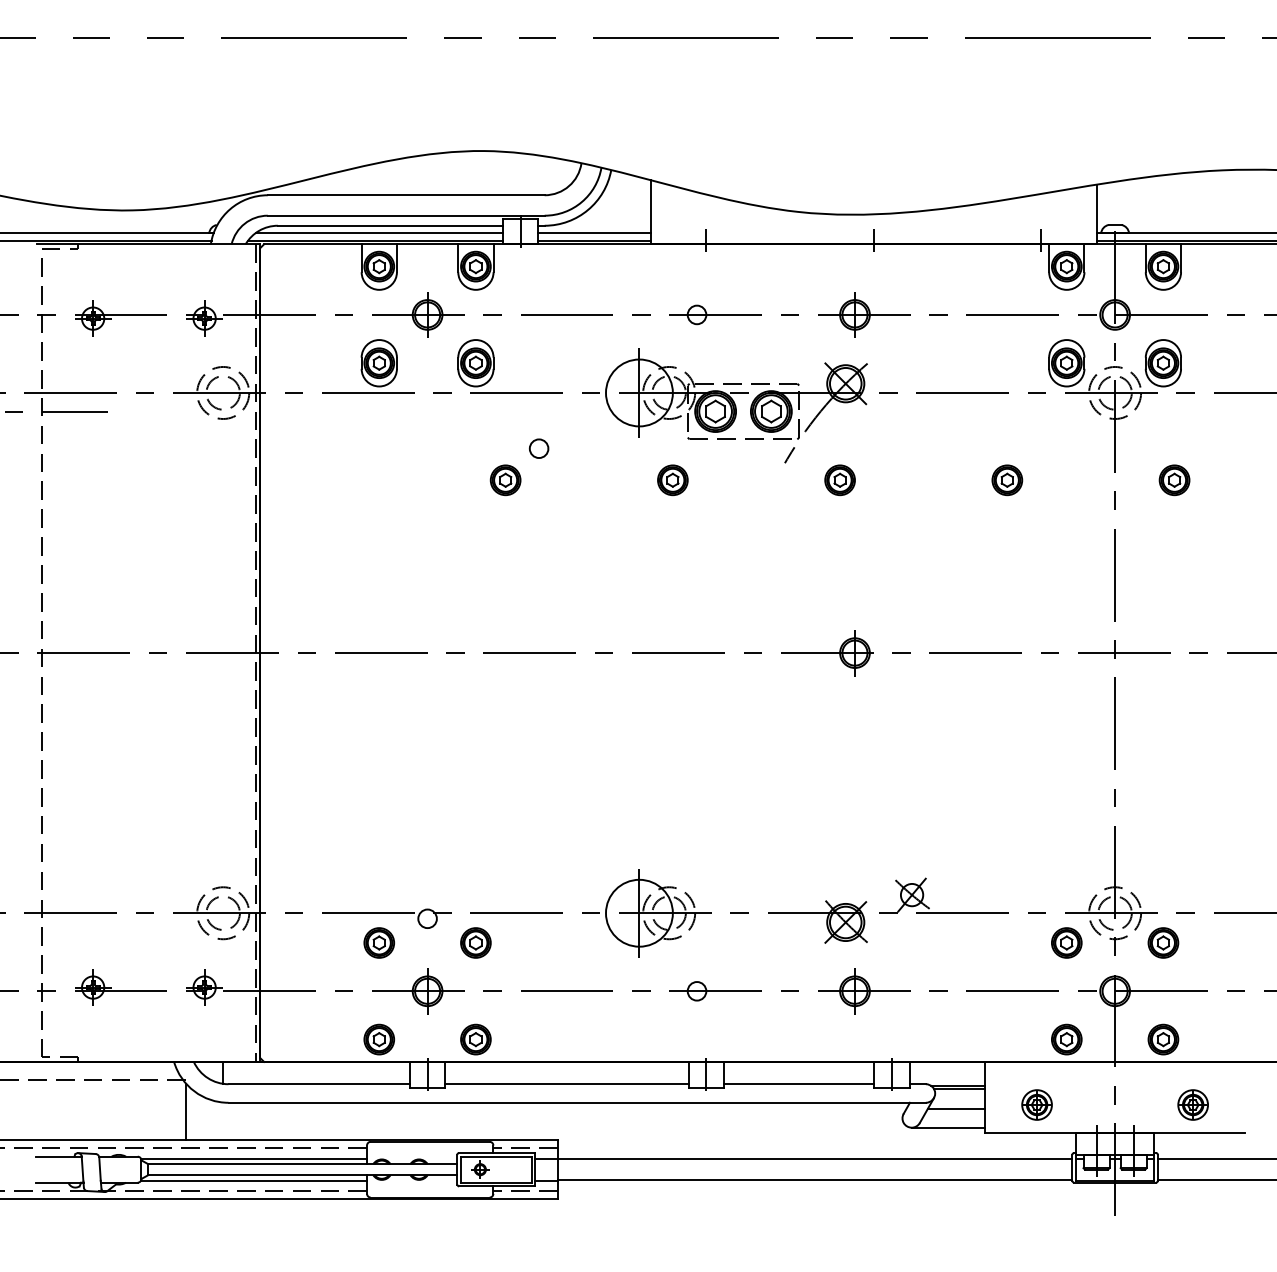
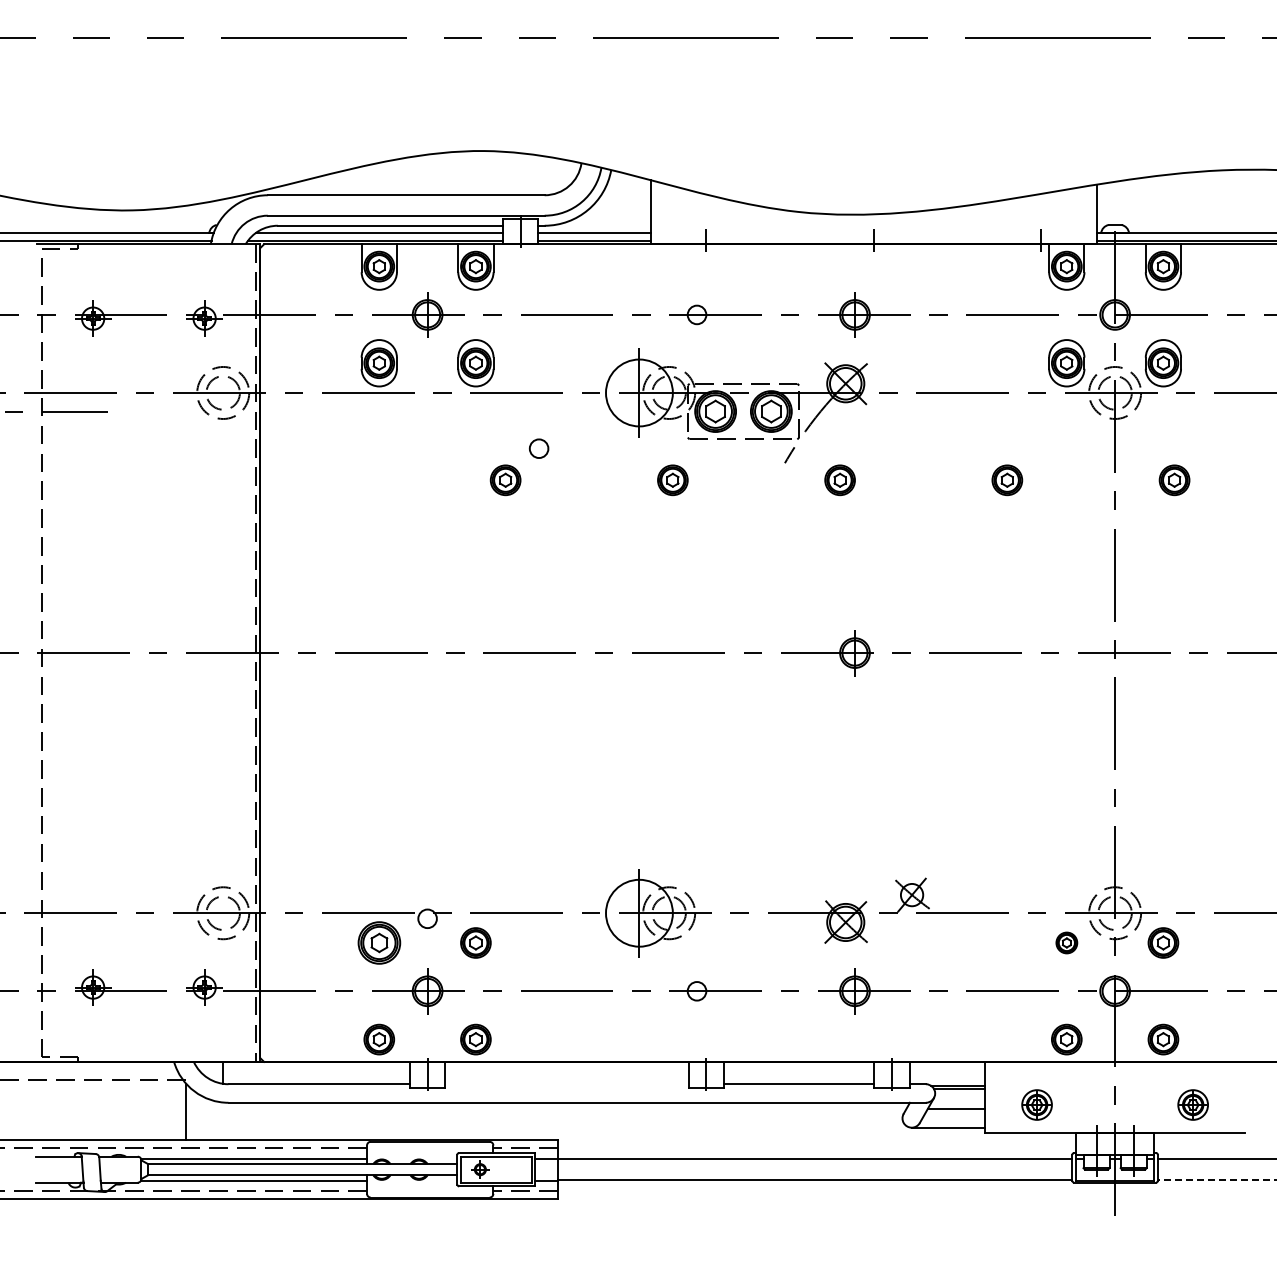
part size: 32x32 px -> 45x44 px (379, 942)
part size: 32x32 px -> 24x24 px (1066, 942)
line: present -> none (566, 1084)
line: solid -> dashed (1216, 1179)
